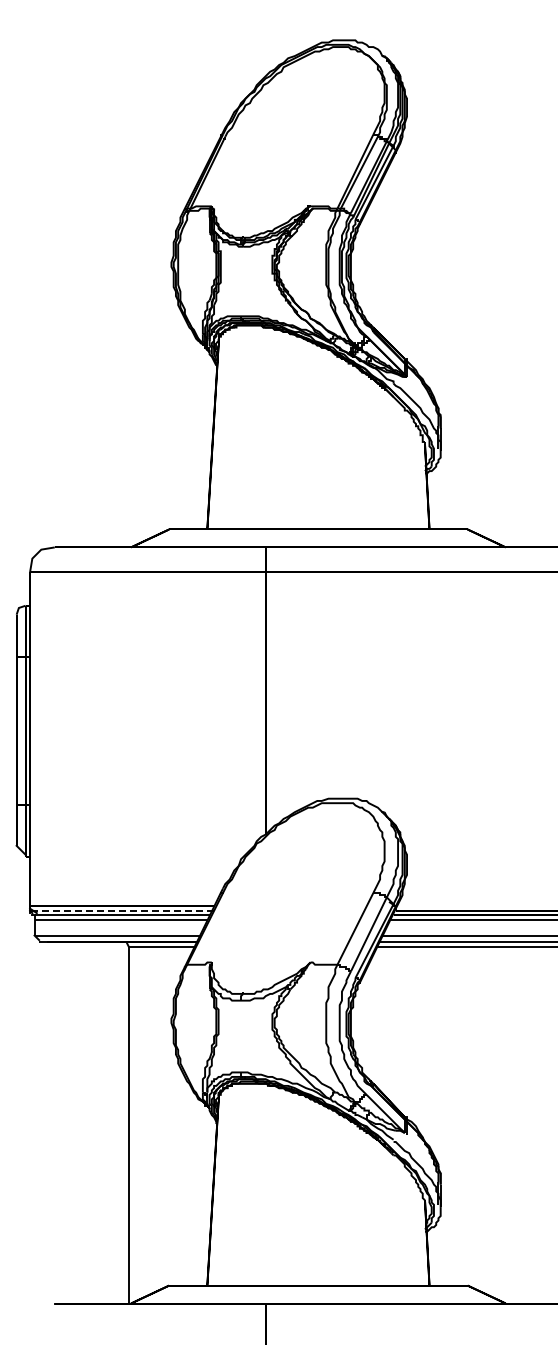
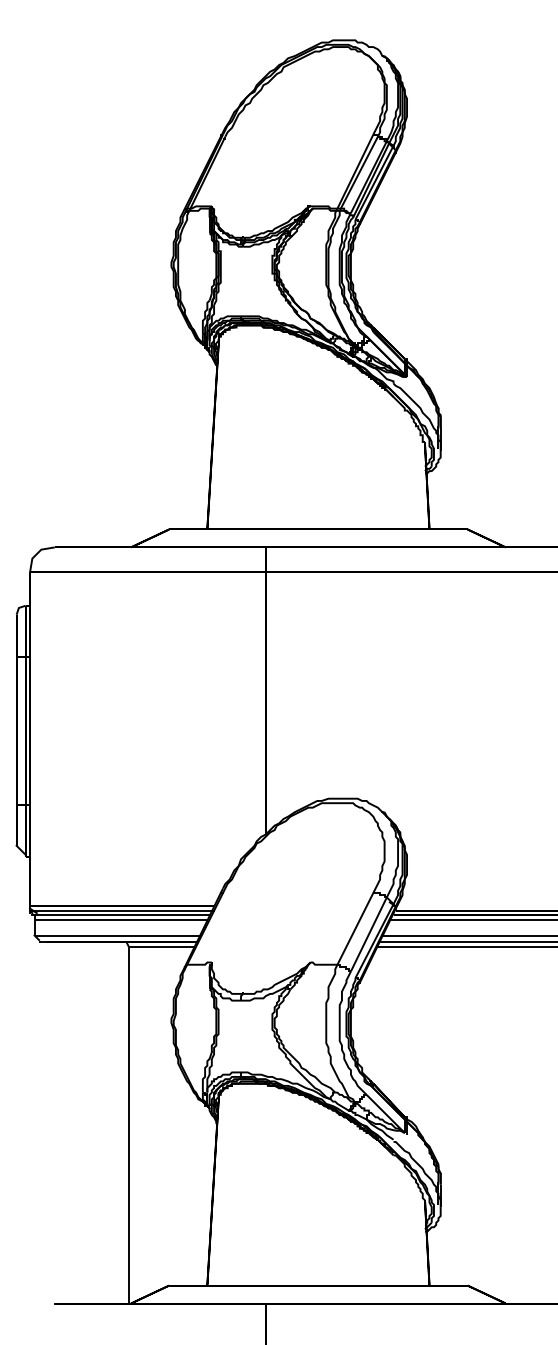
line: dashed -> solid (122, 910)
